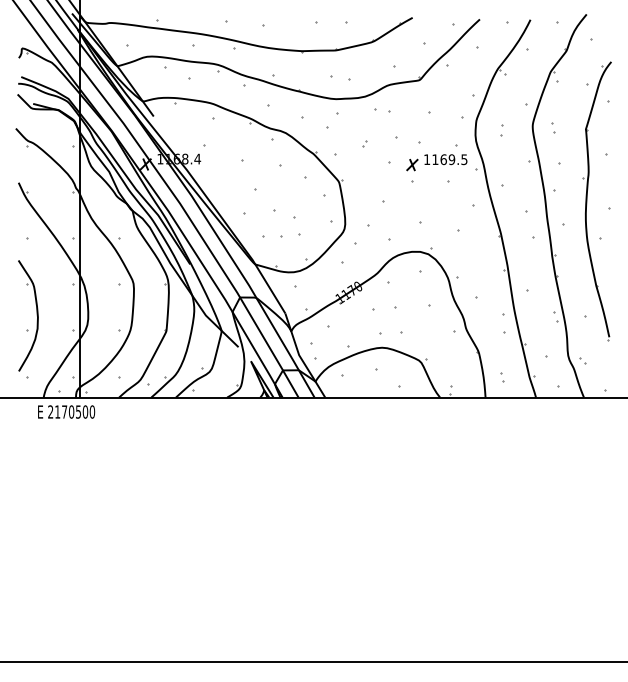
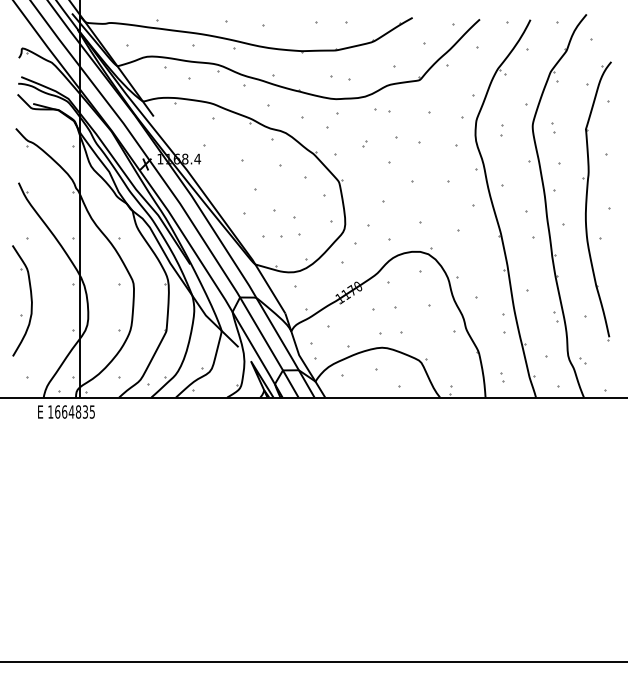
part: present -> none (436, 162)
part position: (36, 315) -> (30, 300) (30, 300)
text: 2170500 -> 1664835 (71, 411)
